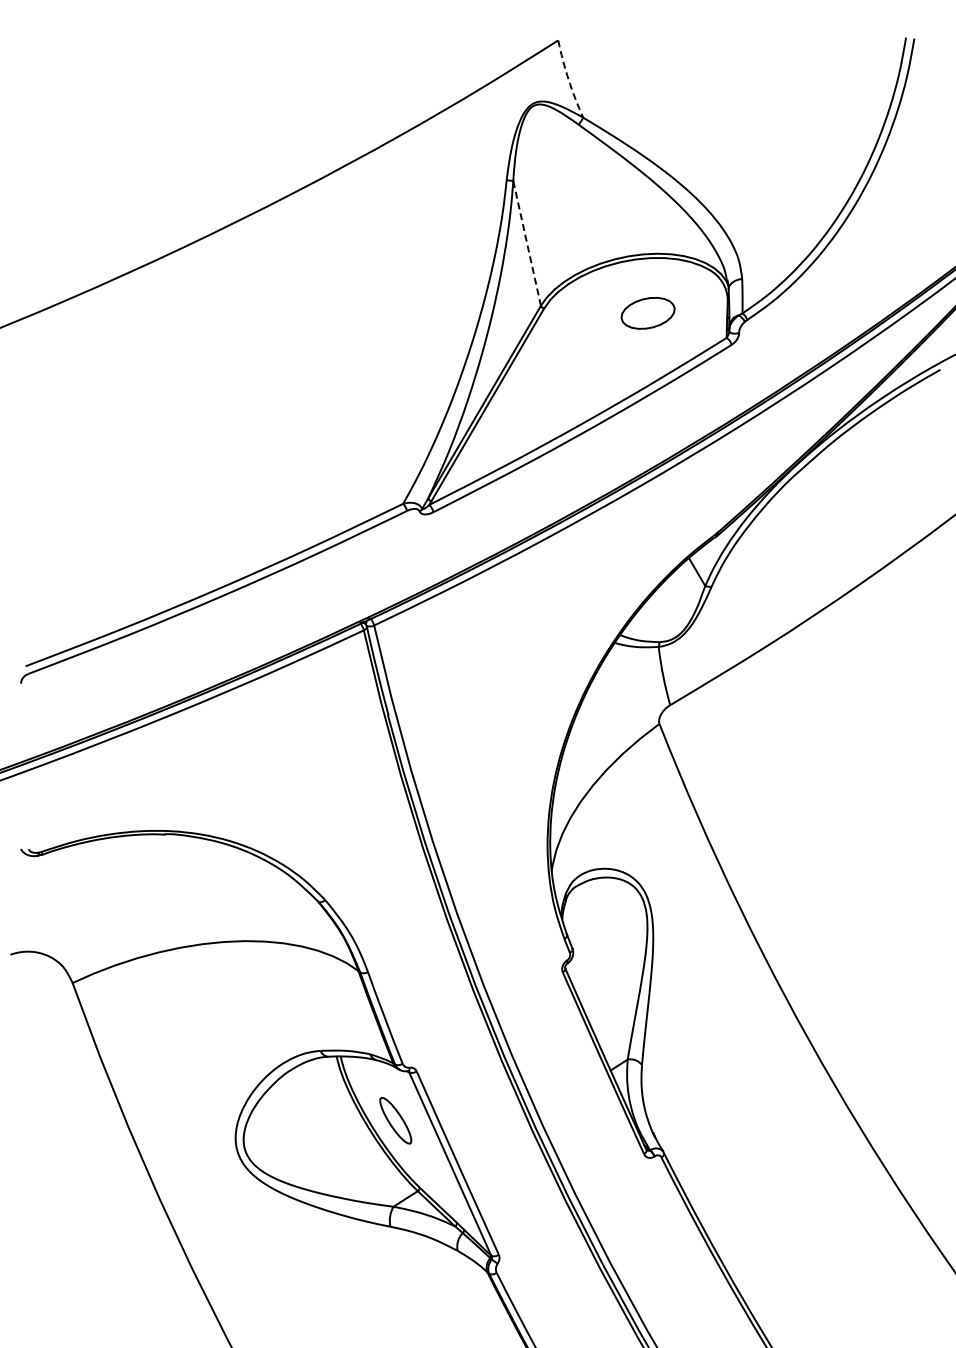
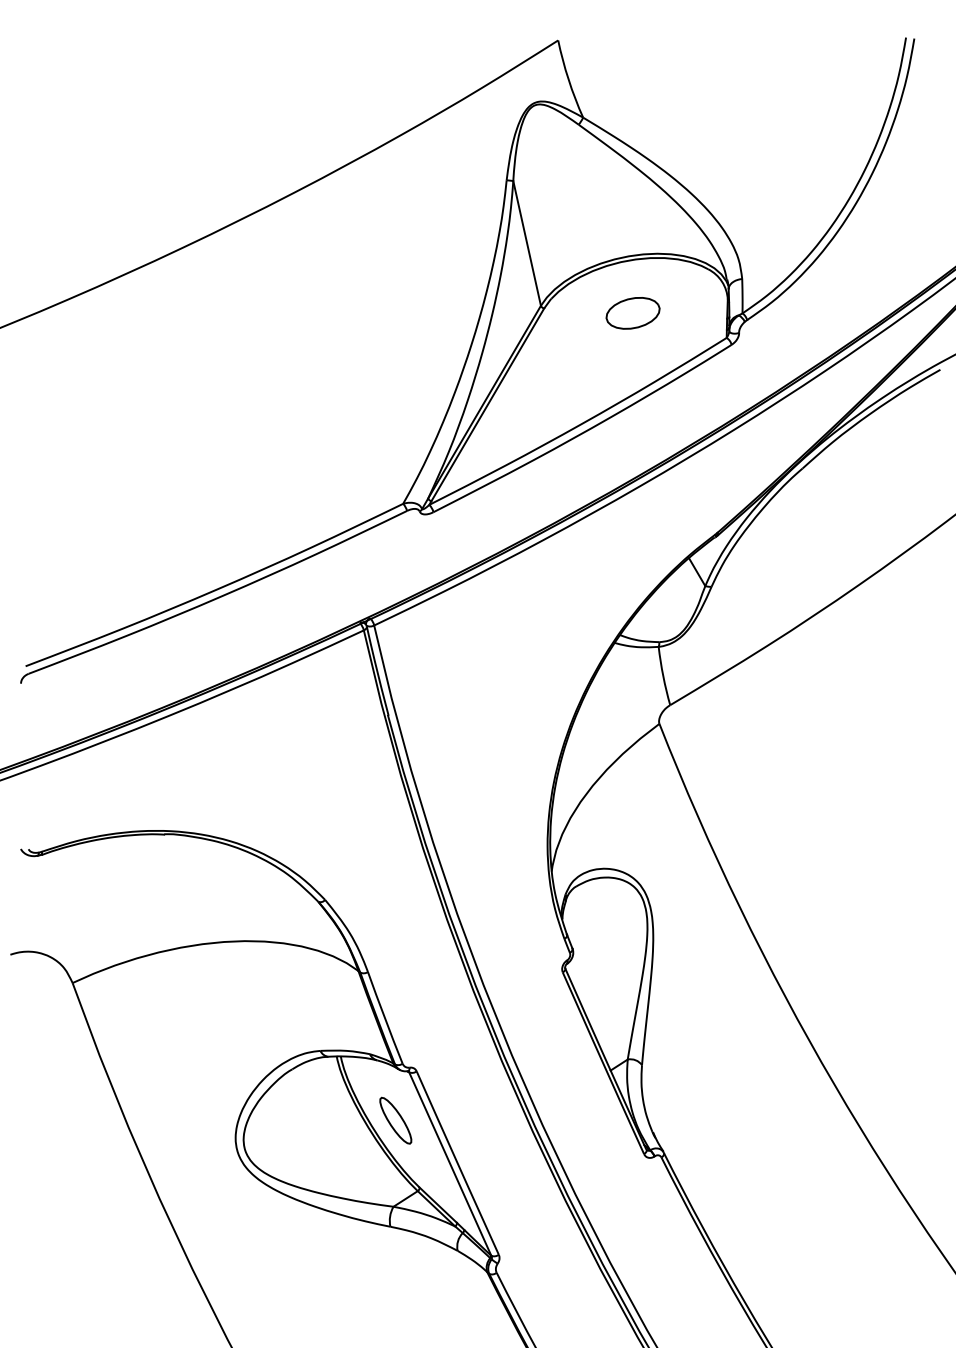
arc: dashed -> solid (568, 79)
line: dashed -> solid (527, 243)
part position: (647, 313) -> (632, 313) (632, 313)
